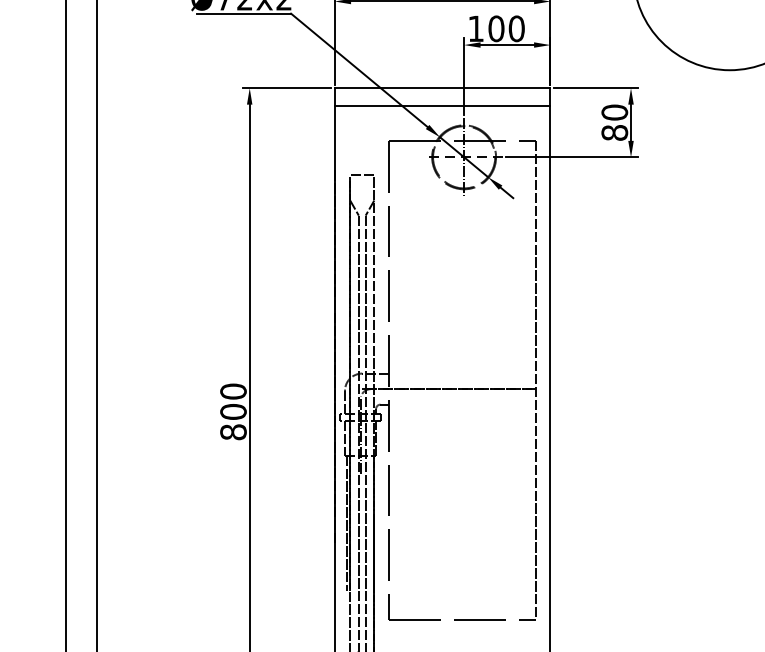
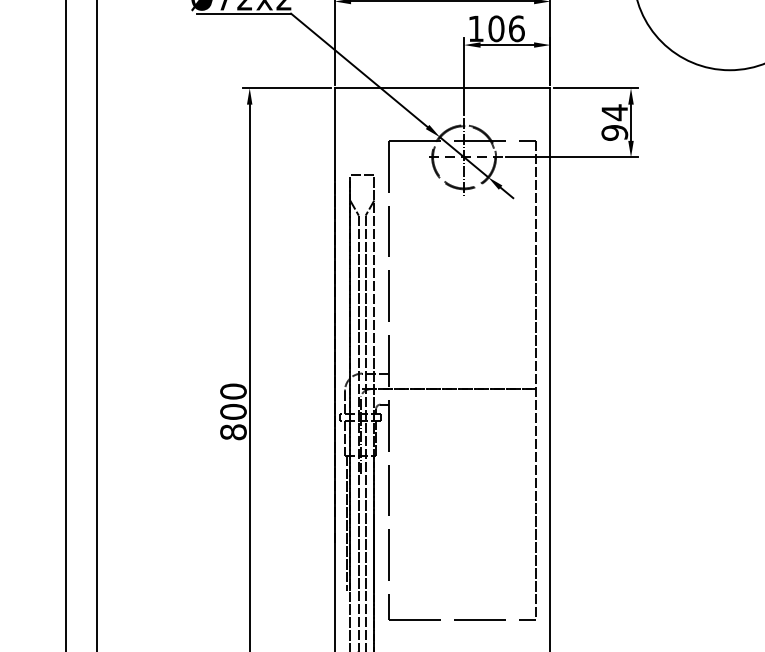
text: 100 -> 106 (516, 28)
line: present -> none (442, 105)
text: 80 -> 94 (614, 122)
